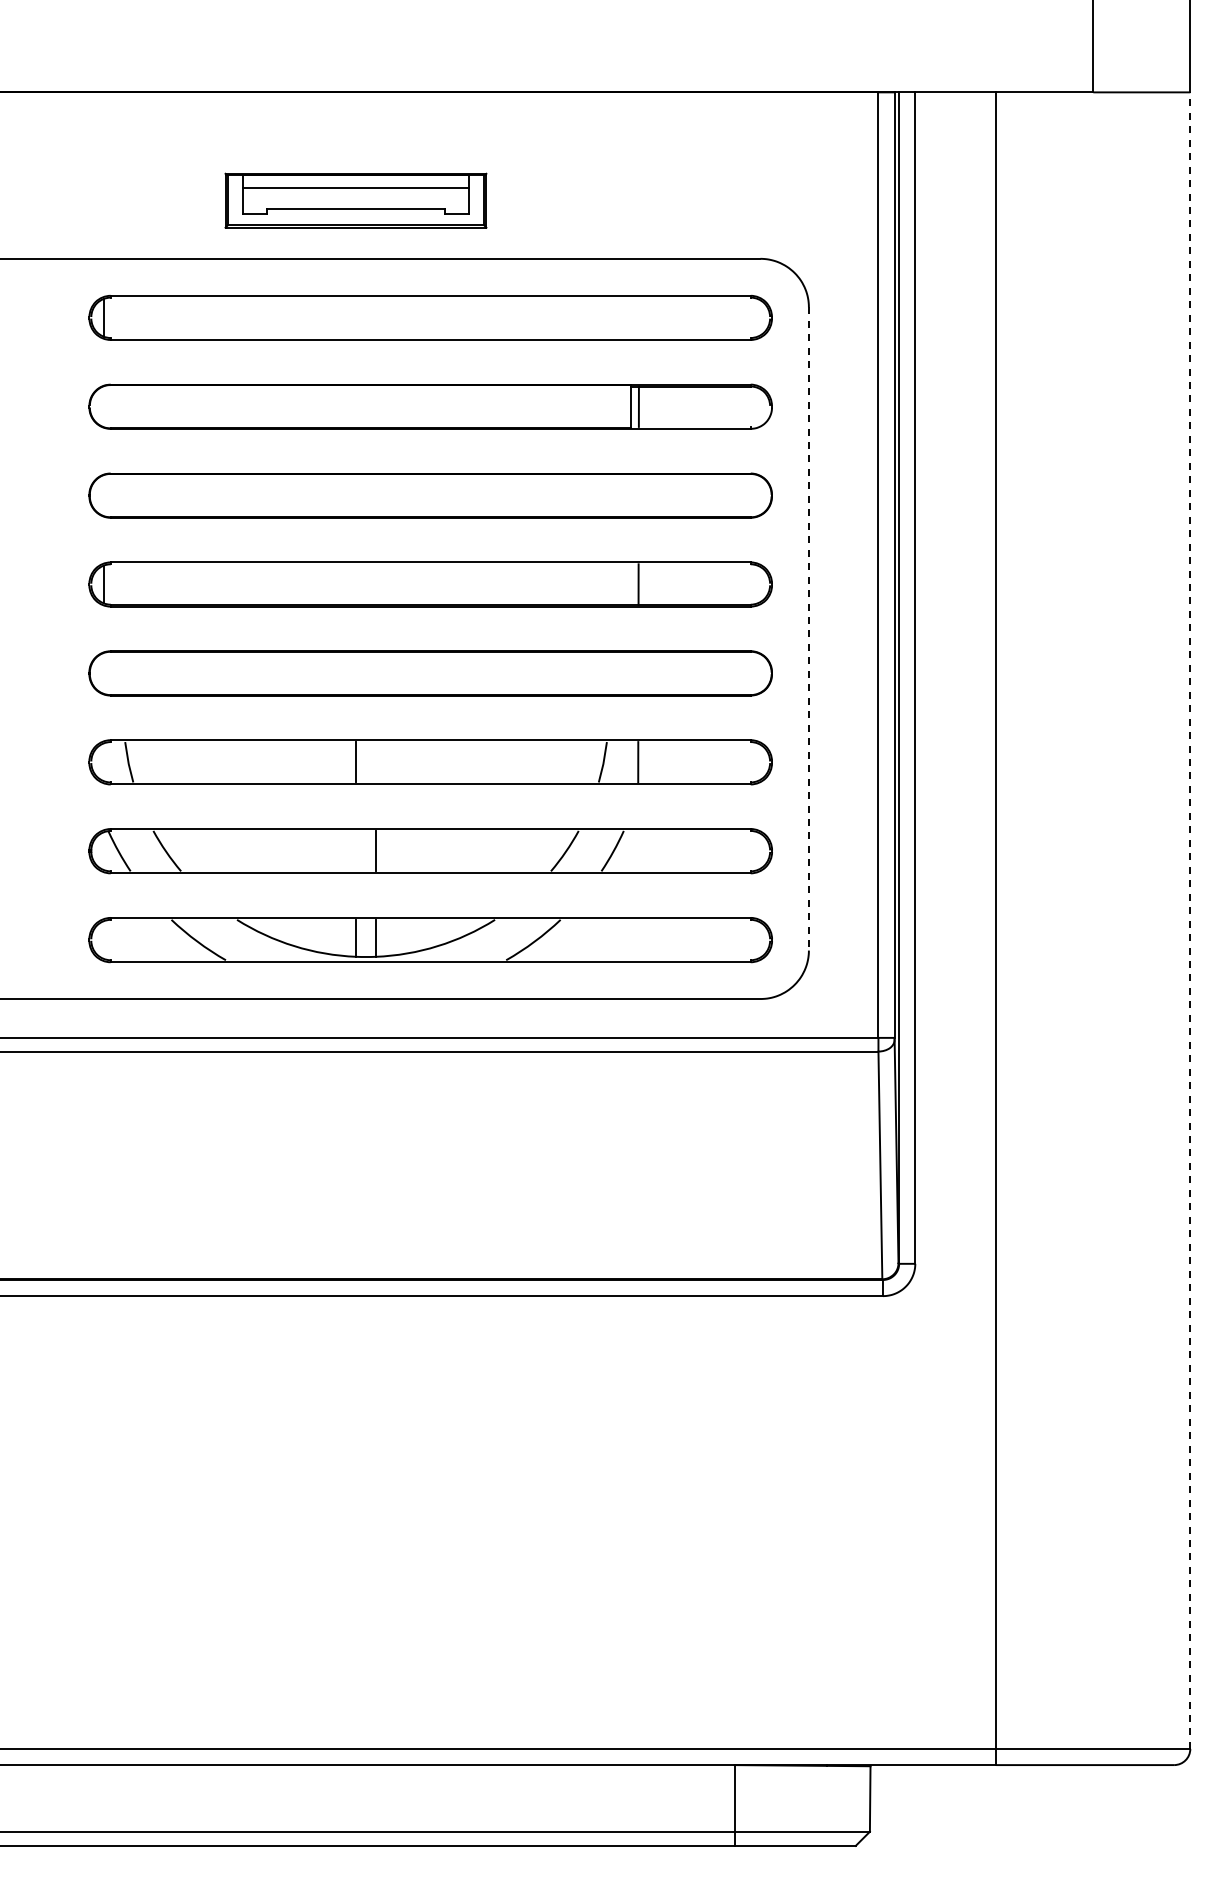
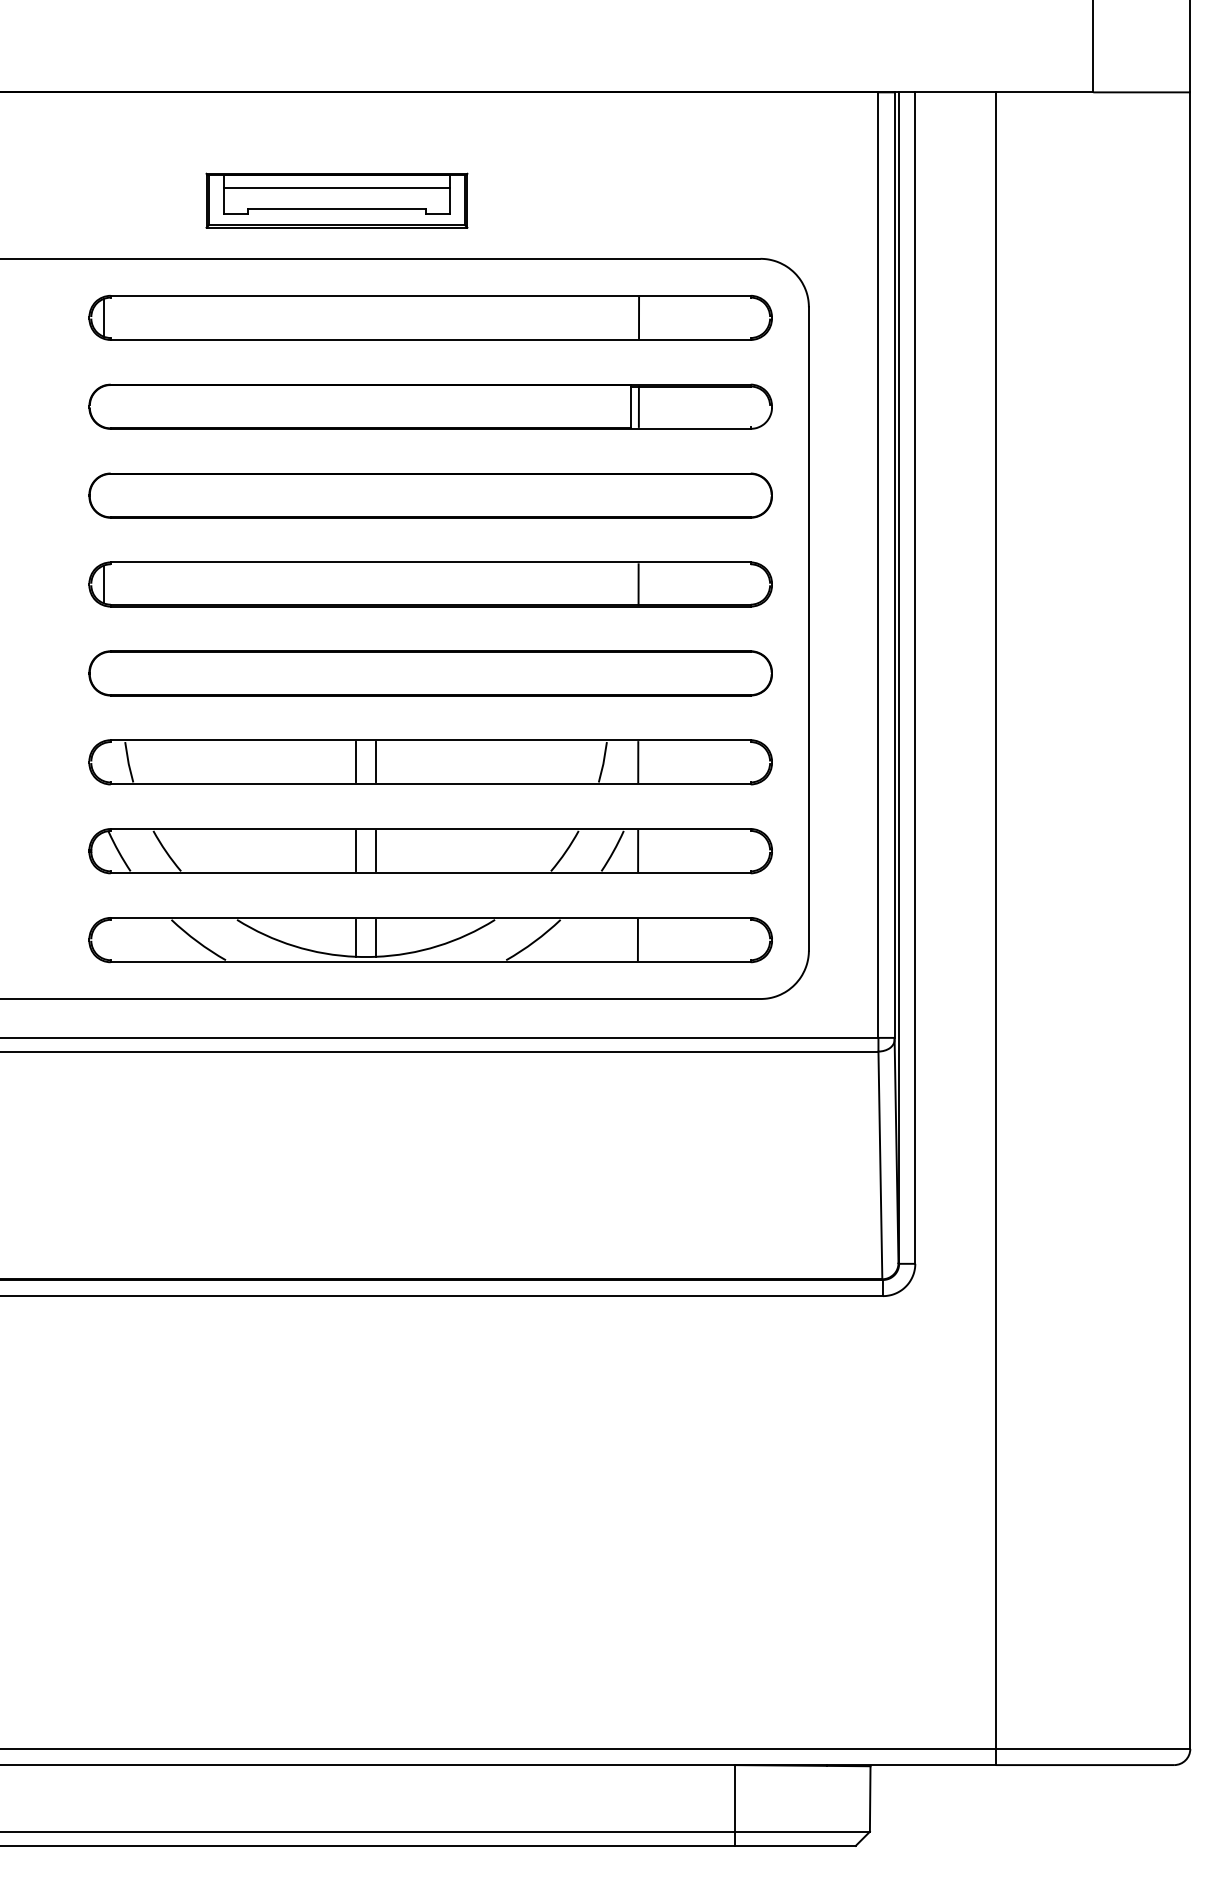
part position: (355, 200) -> (336, 200) (336, 200)
line: none -> present (639, 317)
line: dashed -> solid (808, 628)
line: none -> present (375, 762)
line: none -> present (356, 850)
line: none -> present (638, 850)
line: dashed -> solid (1190, 920)
line: none -> present (637, 939)
